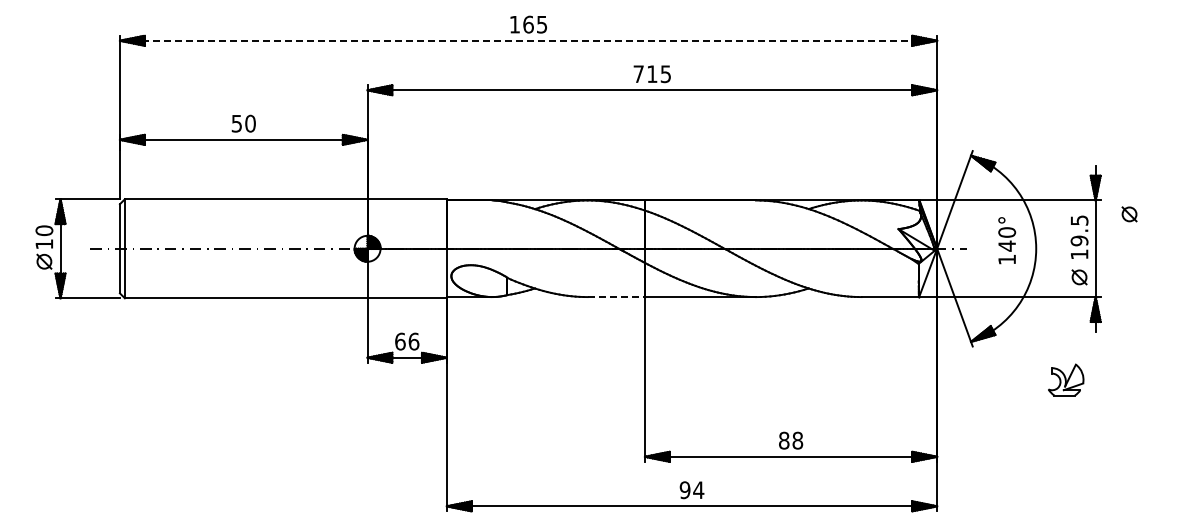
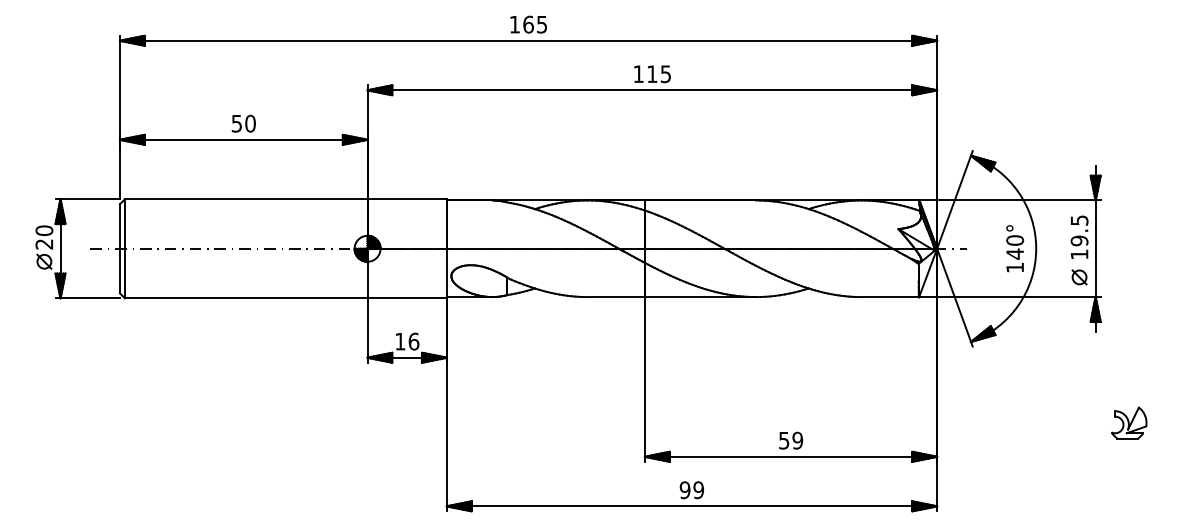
line: dashed -> solid (528, 40)
text: 715 -> 115 (638, 73)
part: present -> none (1129, 214)
text position: (1007, 240) -> (1015, 248) (1015, 248)
text: 10 -> 20 (43, 244)
line: dashed -> solid (616, 297)
text: 66 -> 16 (400, 341)
part position: (1066, 379) -> (1129, 422) (1129, 422)
text: 88 -> 59 (791, 440)
text: 94 -> 99 (698, 490)
